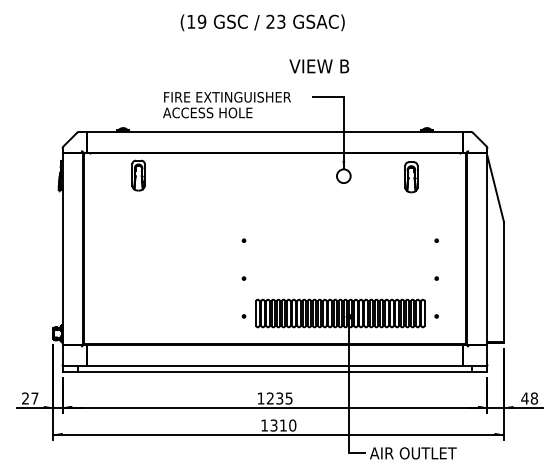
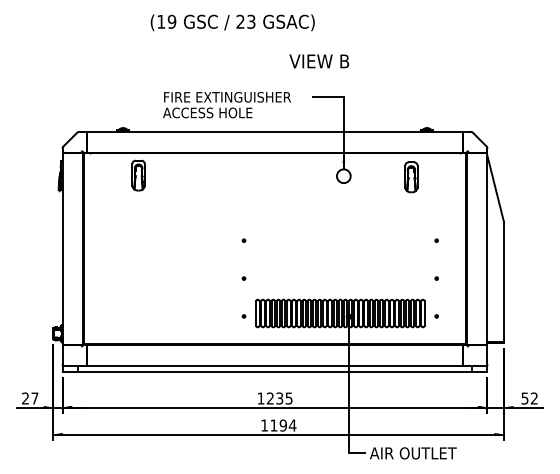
text position: (262, 22) -> (232, 22) (232, 22)
text position: (319, 66) -> (319, 61) (319, 61)
text: 48 -> 52 (529, 398)
text: 1310 -> 1194 (283, 425)
